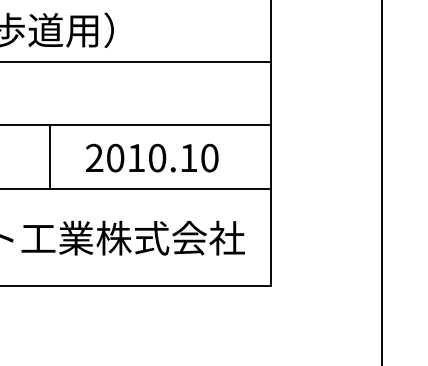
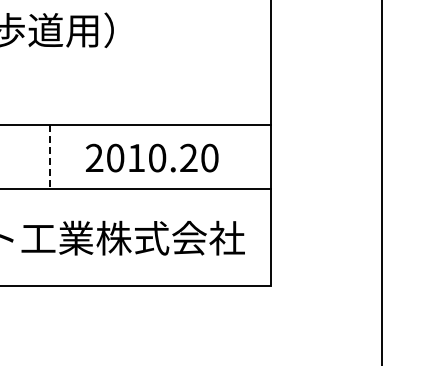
line: present -> none (136, 61)
line: solid -> dashed (49, 157)
text: 2010.10 -> 2010.20 (188, 157)
